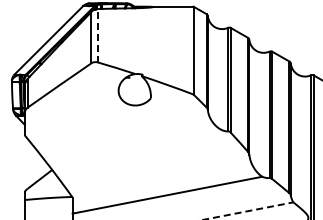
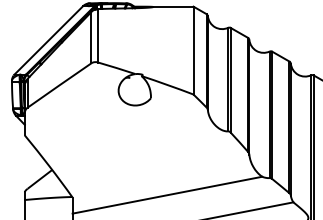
line: dashed -> solid (98, 35)
line: dashed -> solid (248, 211)
